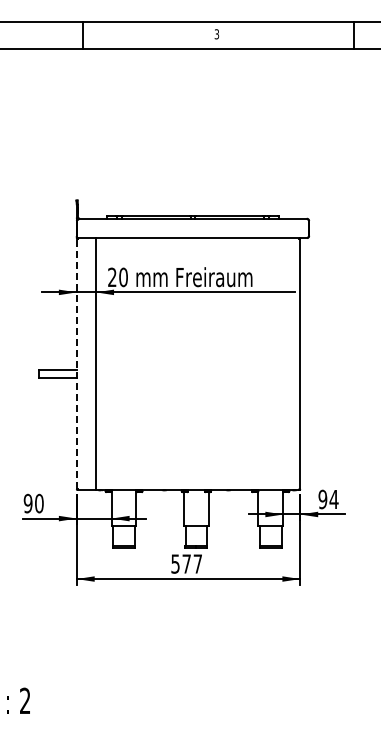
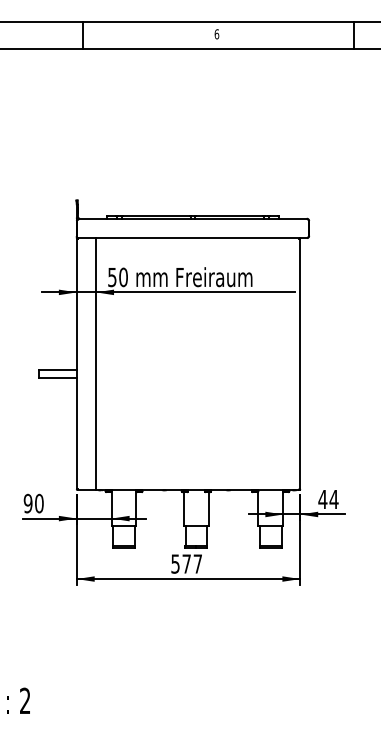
text: 3 -> 6 (216, 34)
text: 20 -> 50 (112, 277)
line: dashed -> solid (76, 363)
text: 94 -> 44 (322, 499)
